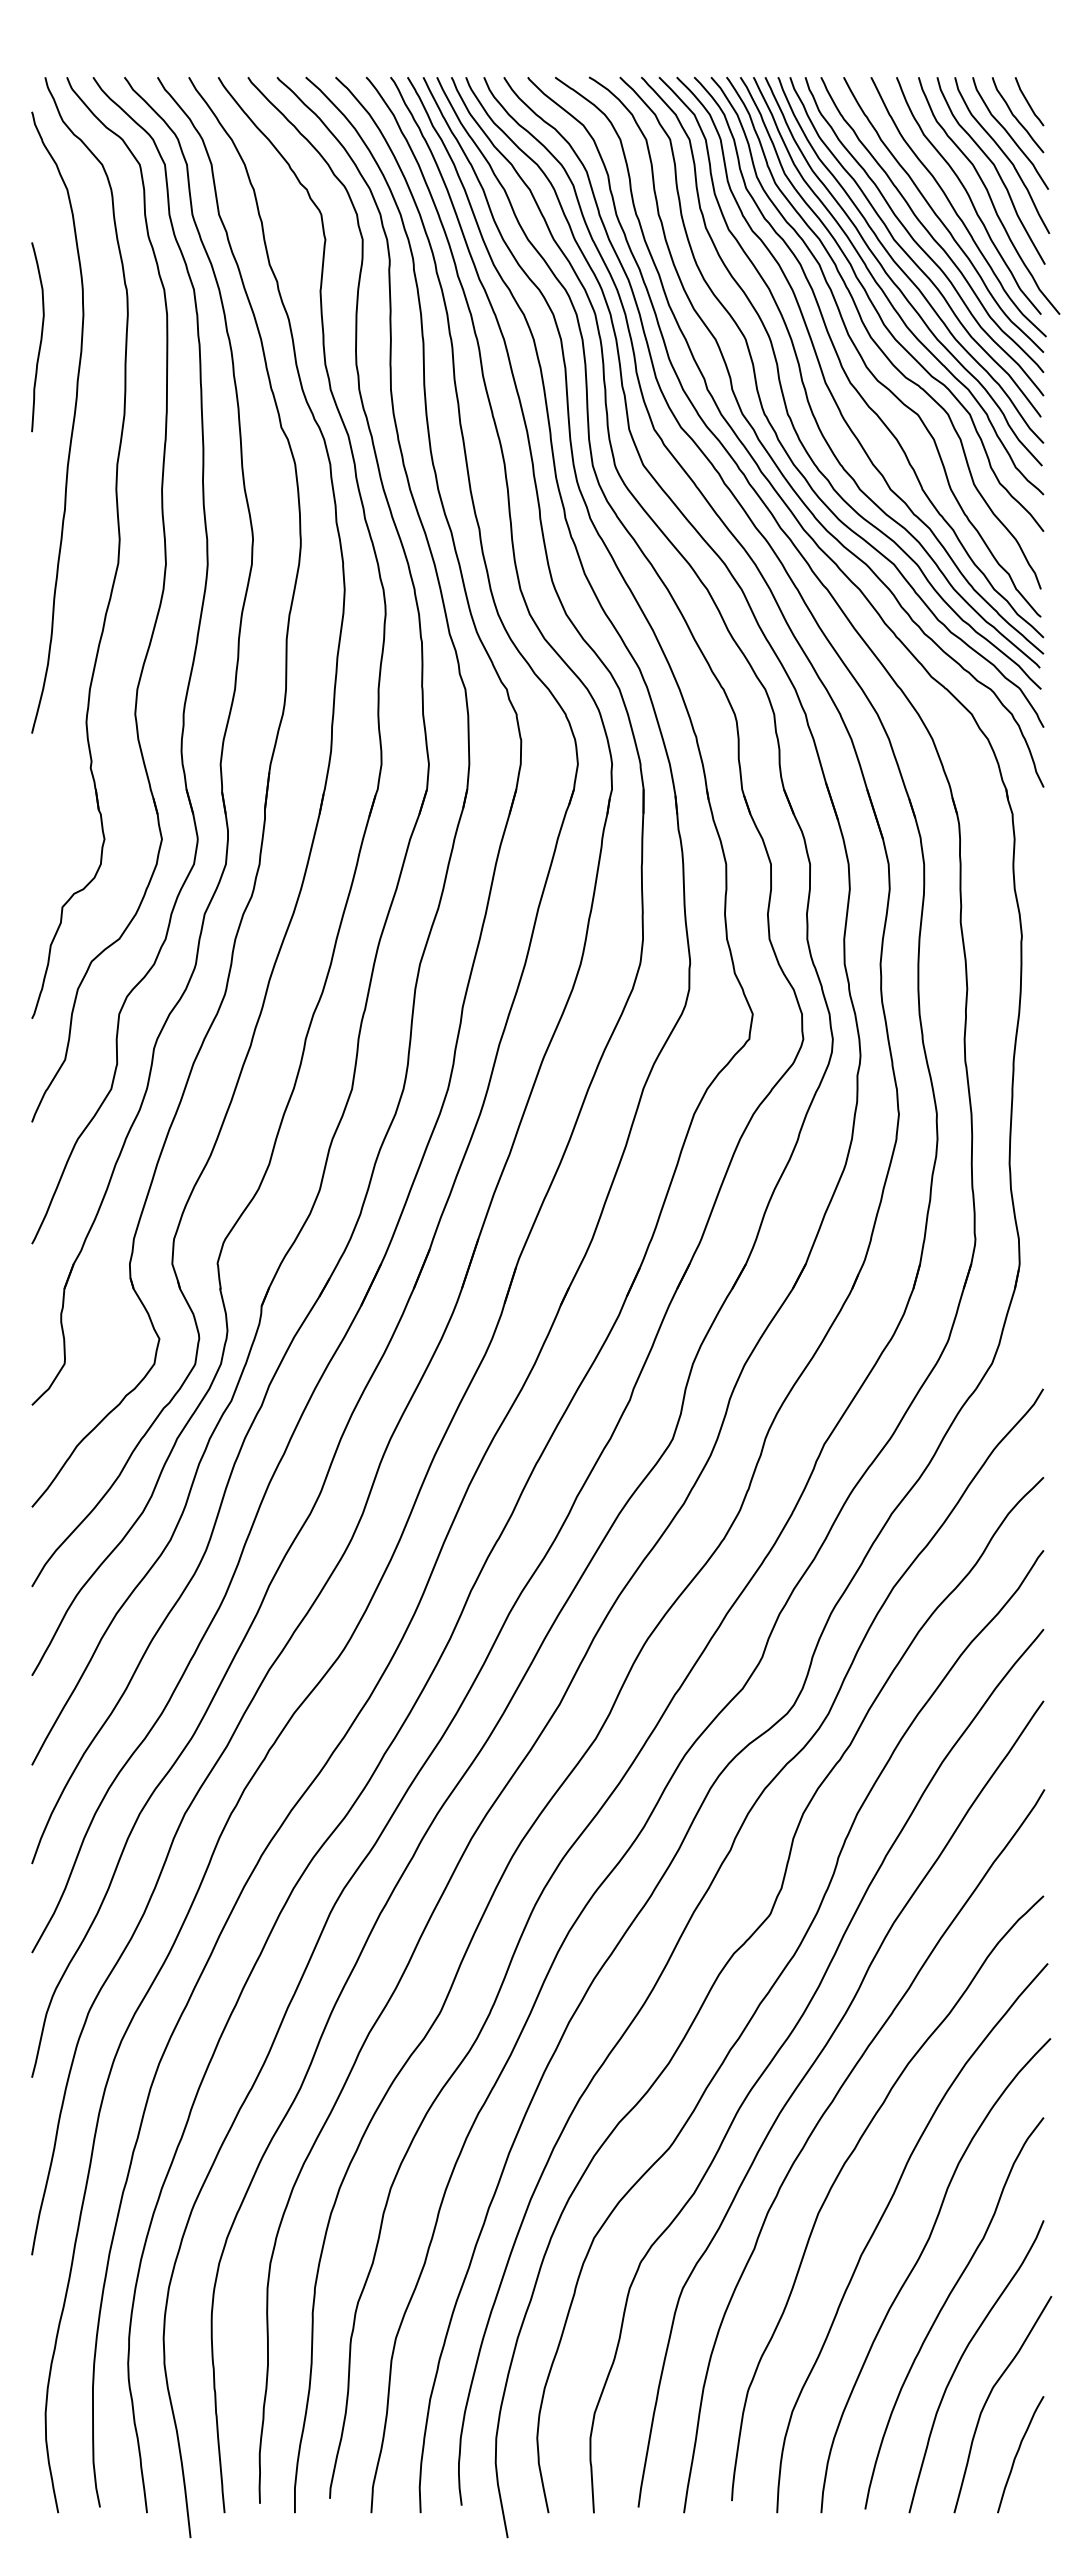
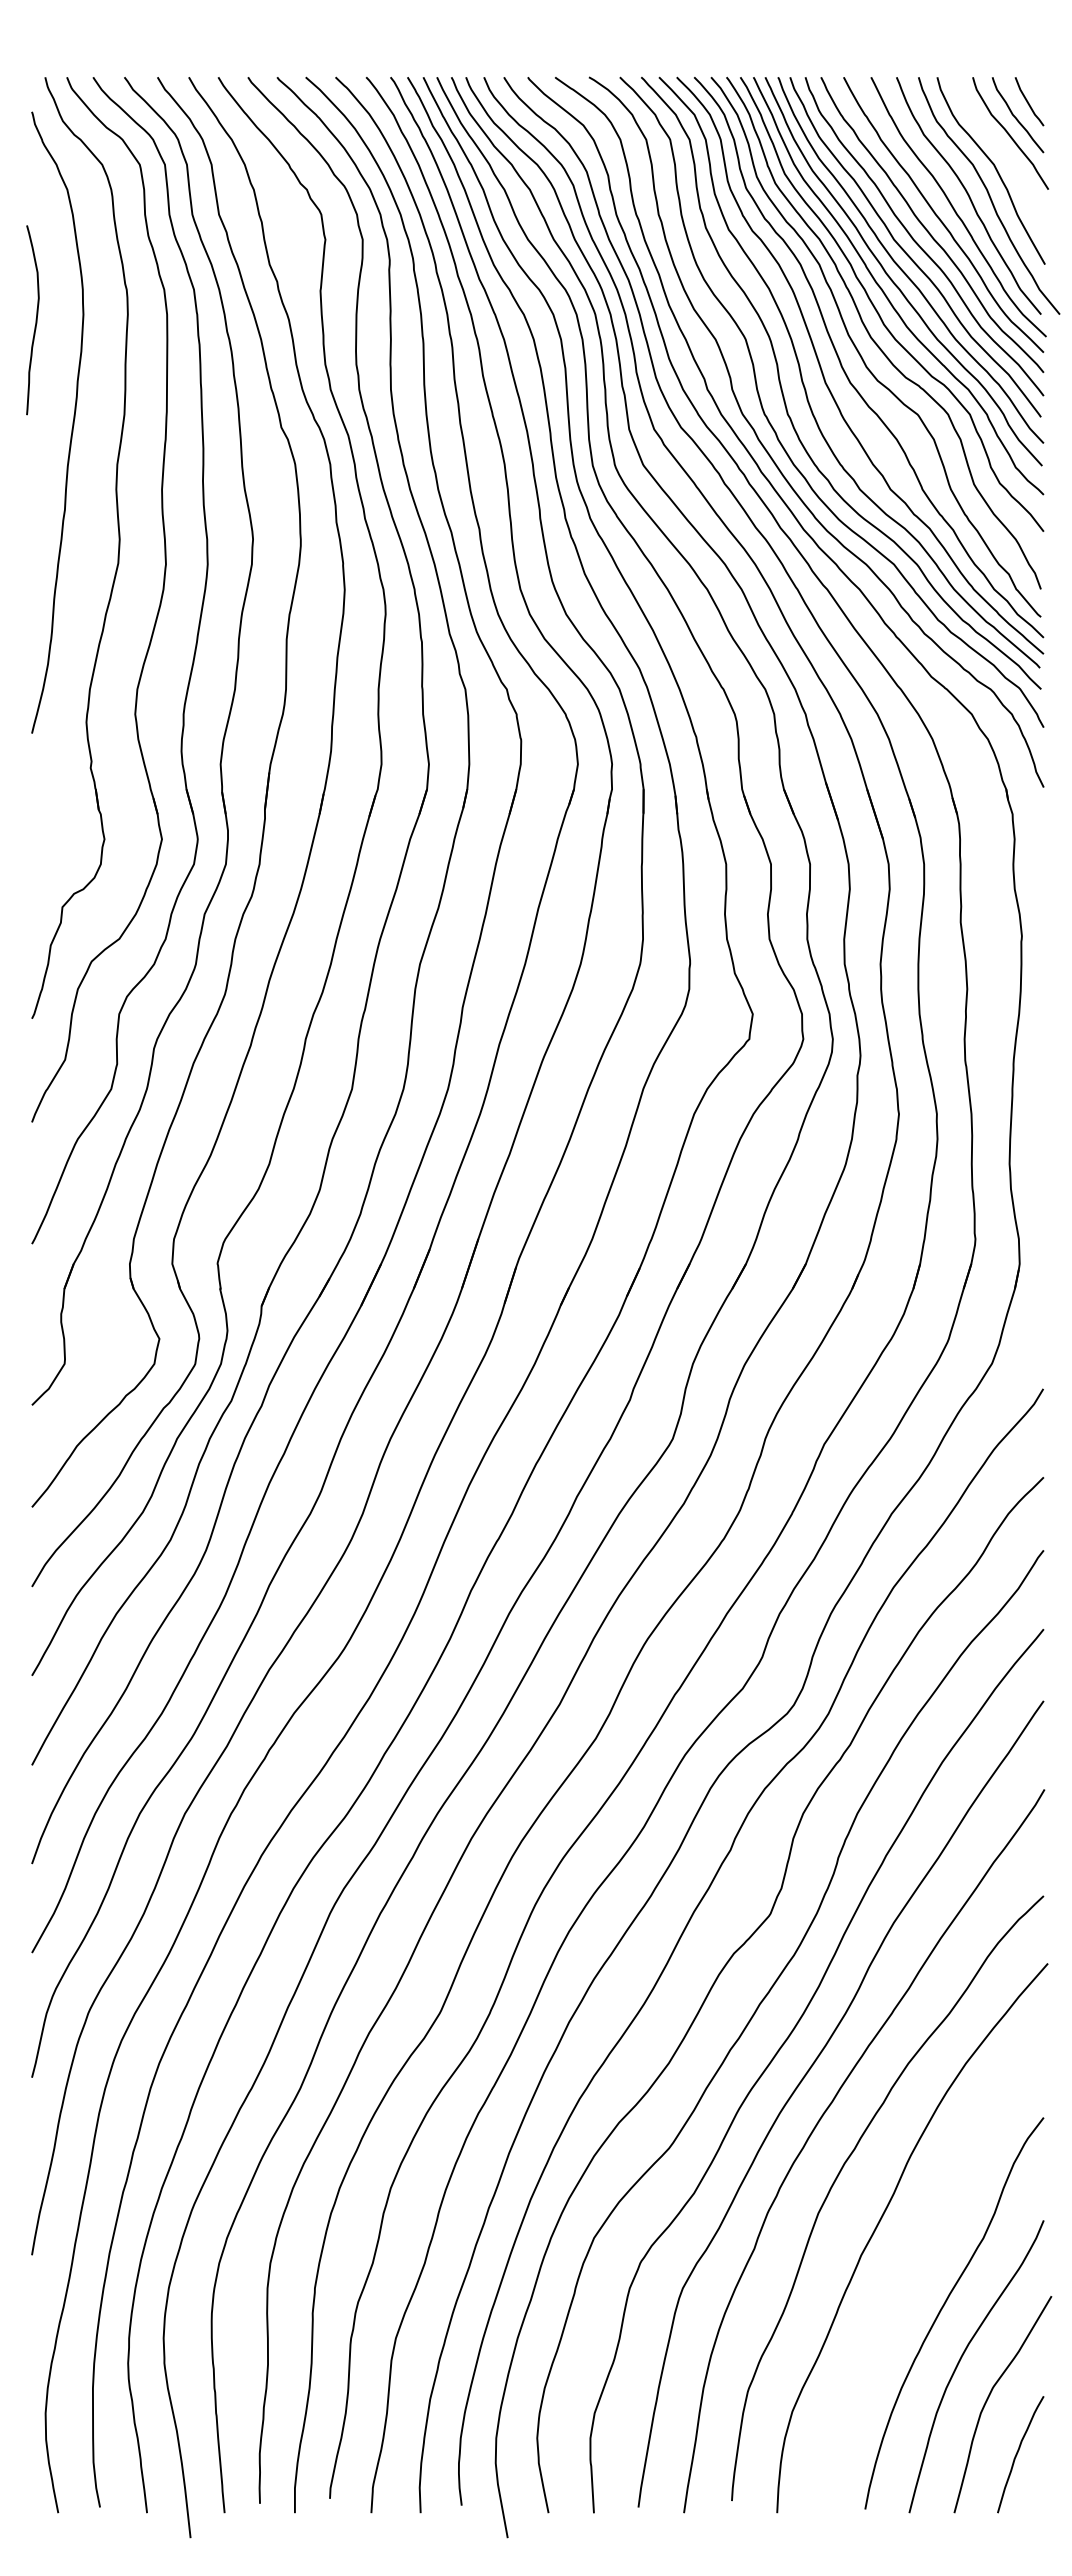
curve: present -> none (1003, 154)
curve position: (40, 337) -> (35, 320) (35, 320)
curve: present -> none (916, 2265)
